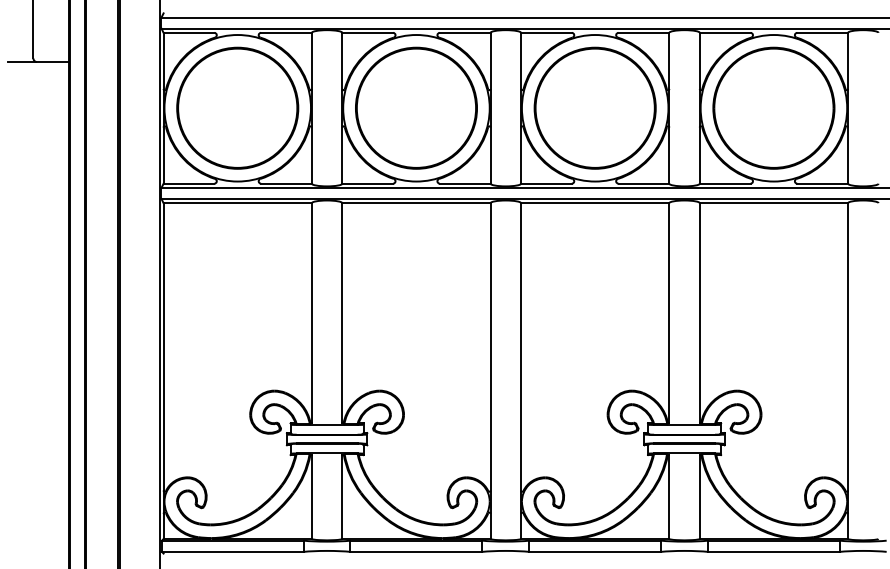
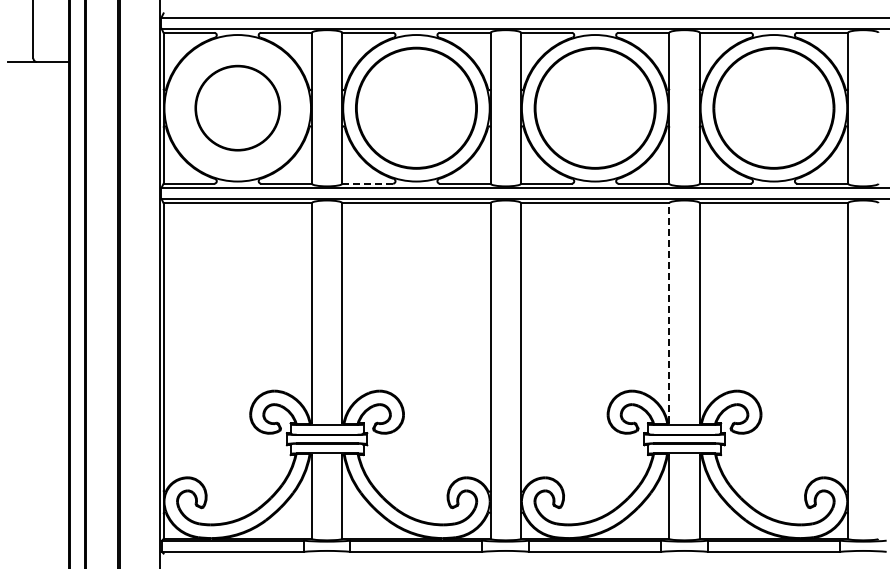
circle size: 124x124 px -> 88x88 px (237, 107)
line: solid -> dashed (368, 183)
line: solid -> dashed (669, 312)
